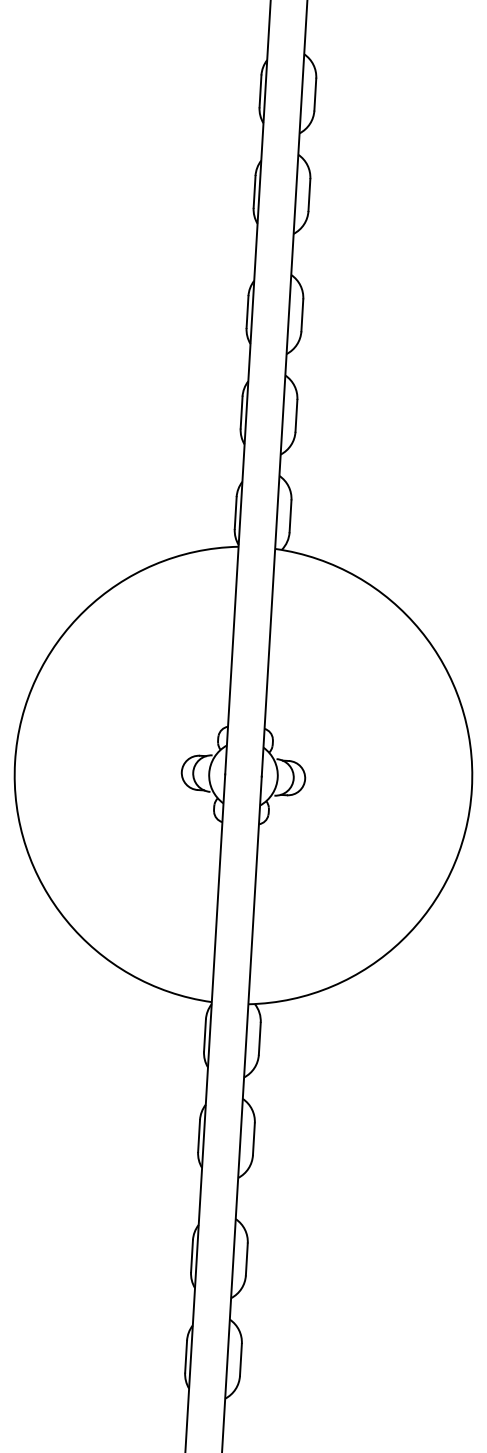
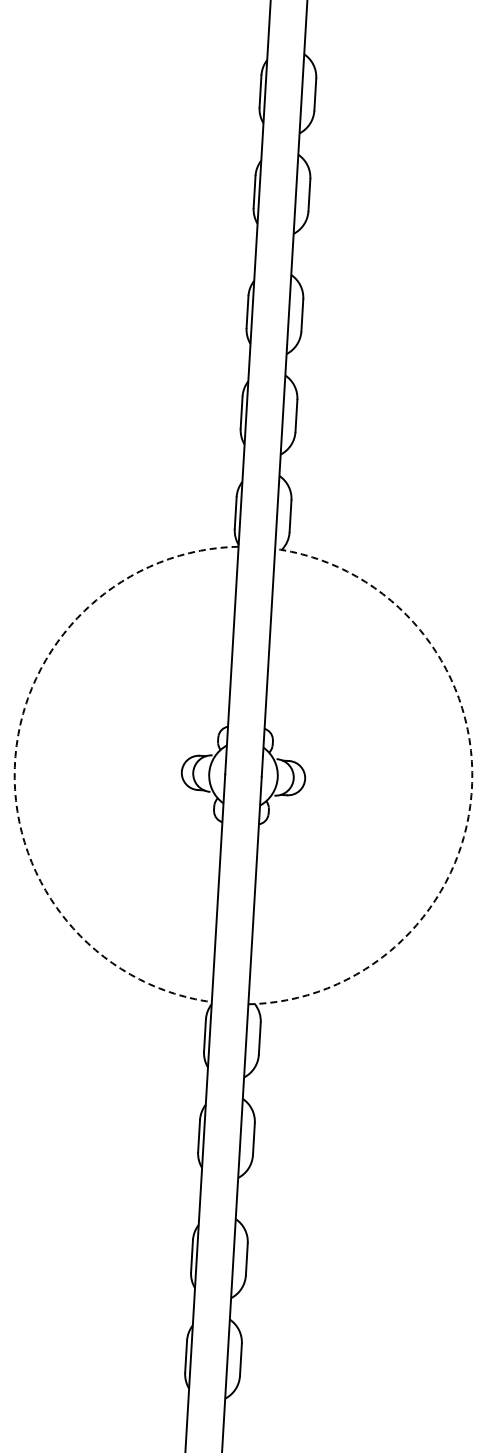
arc: solid -> dashed (15, 762)
arc: solid -> dashed (471, 788)
